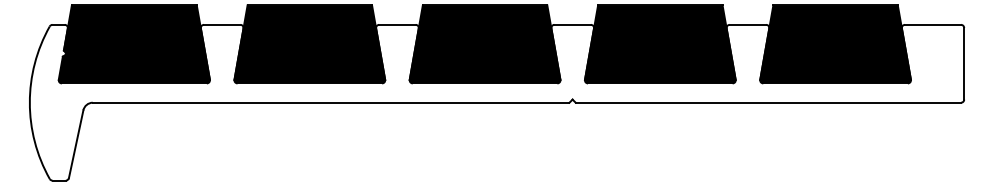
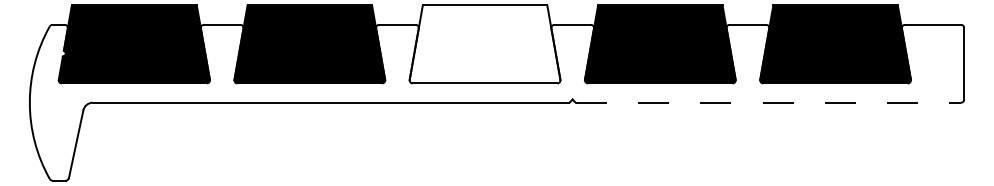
fill: present -> none (484, 44)
line: solid -> dashed (768, 102)
